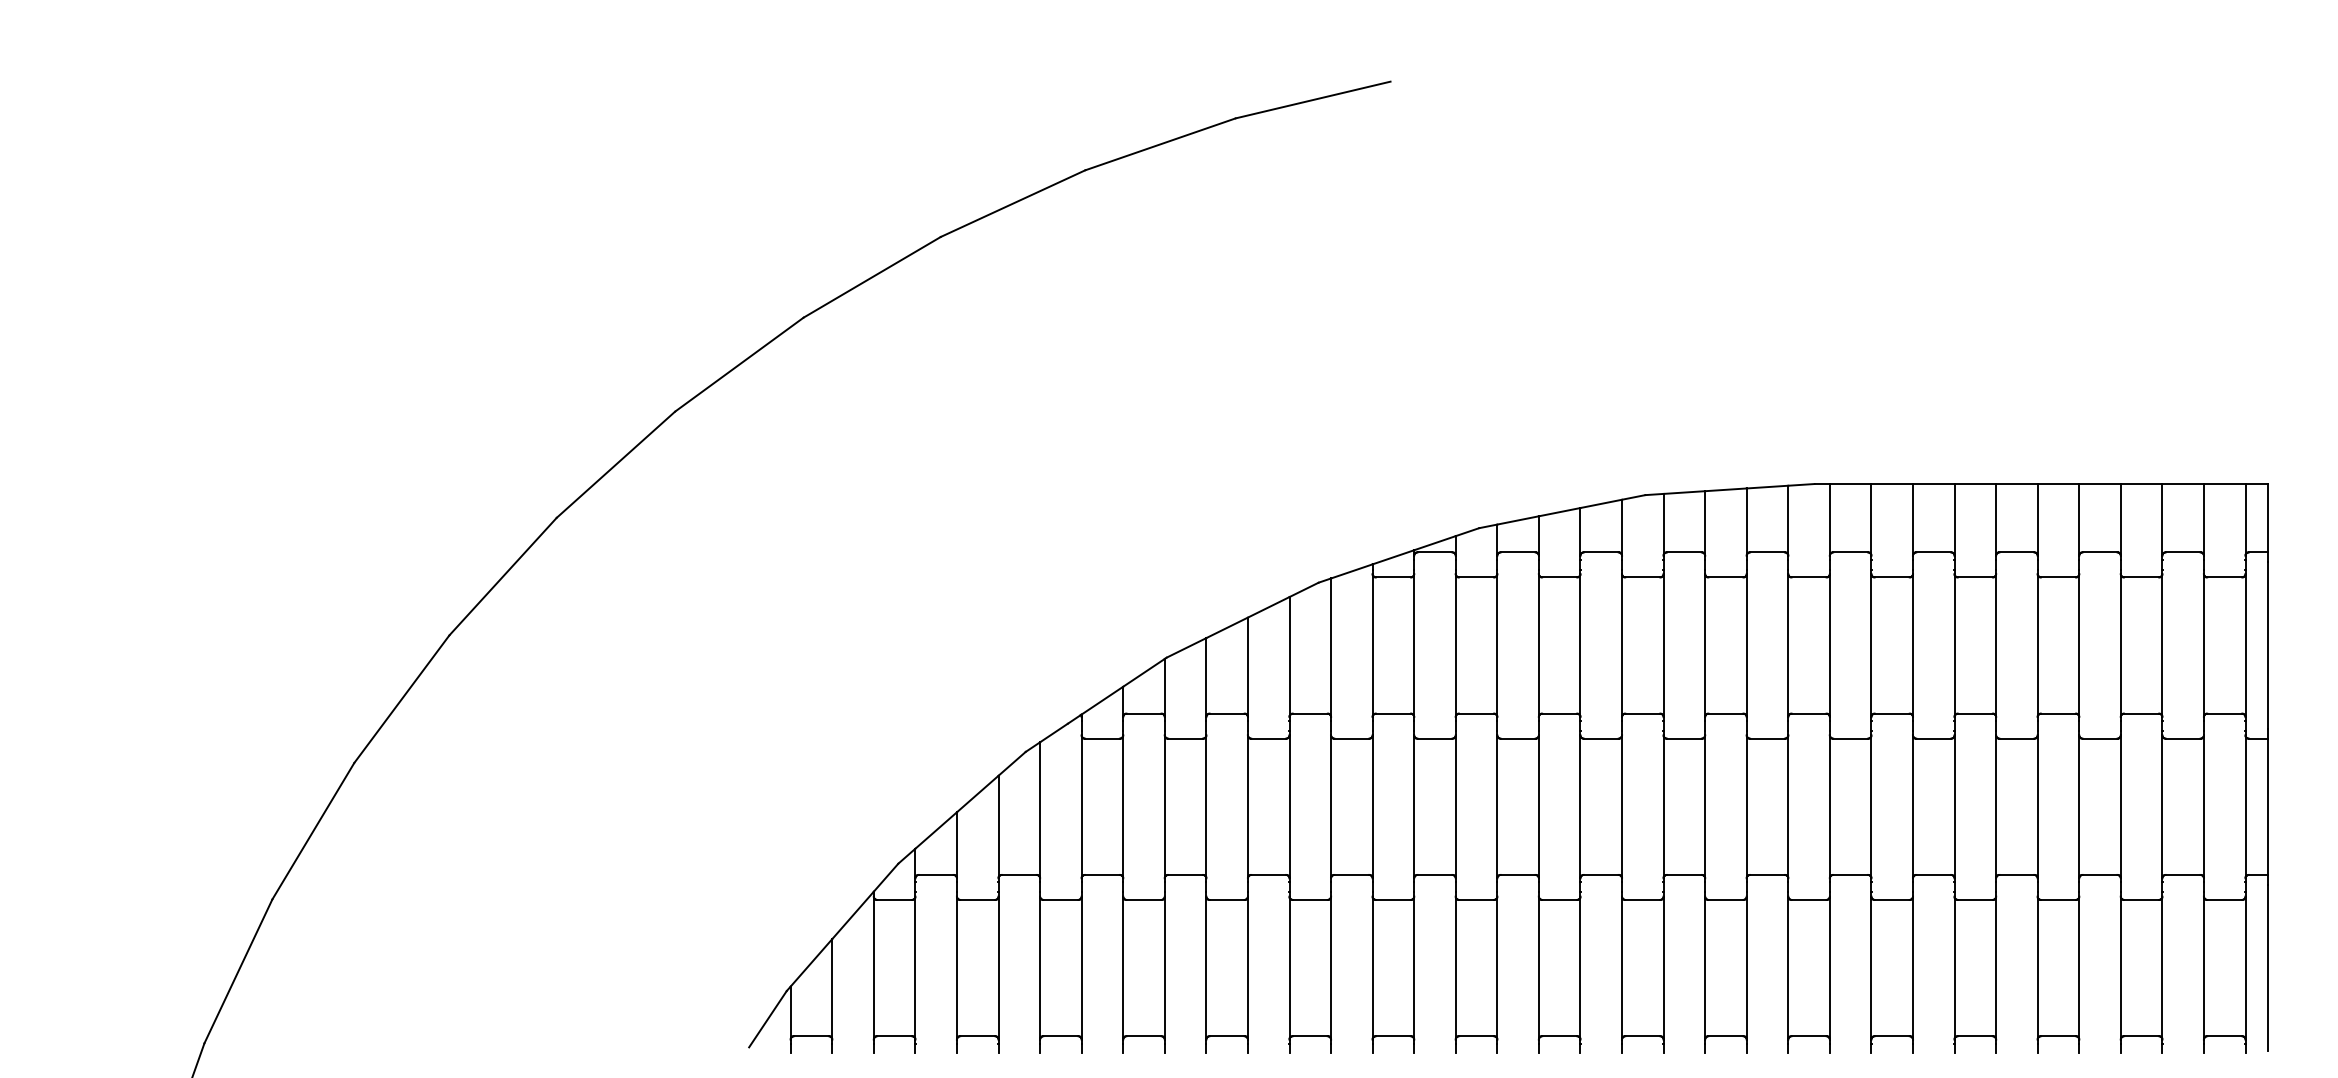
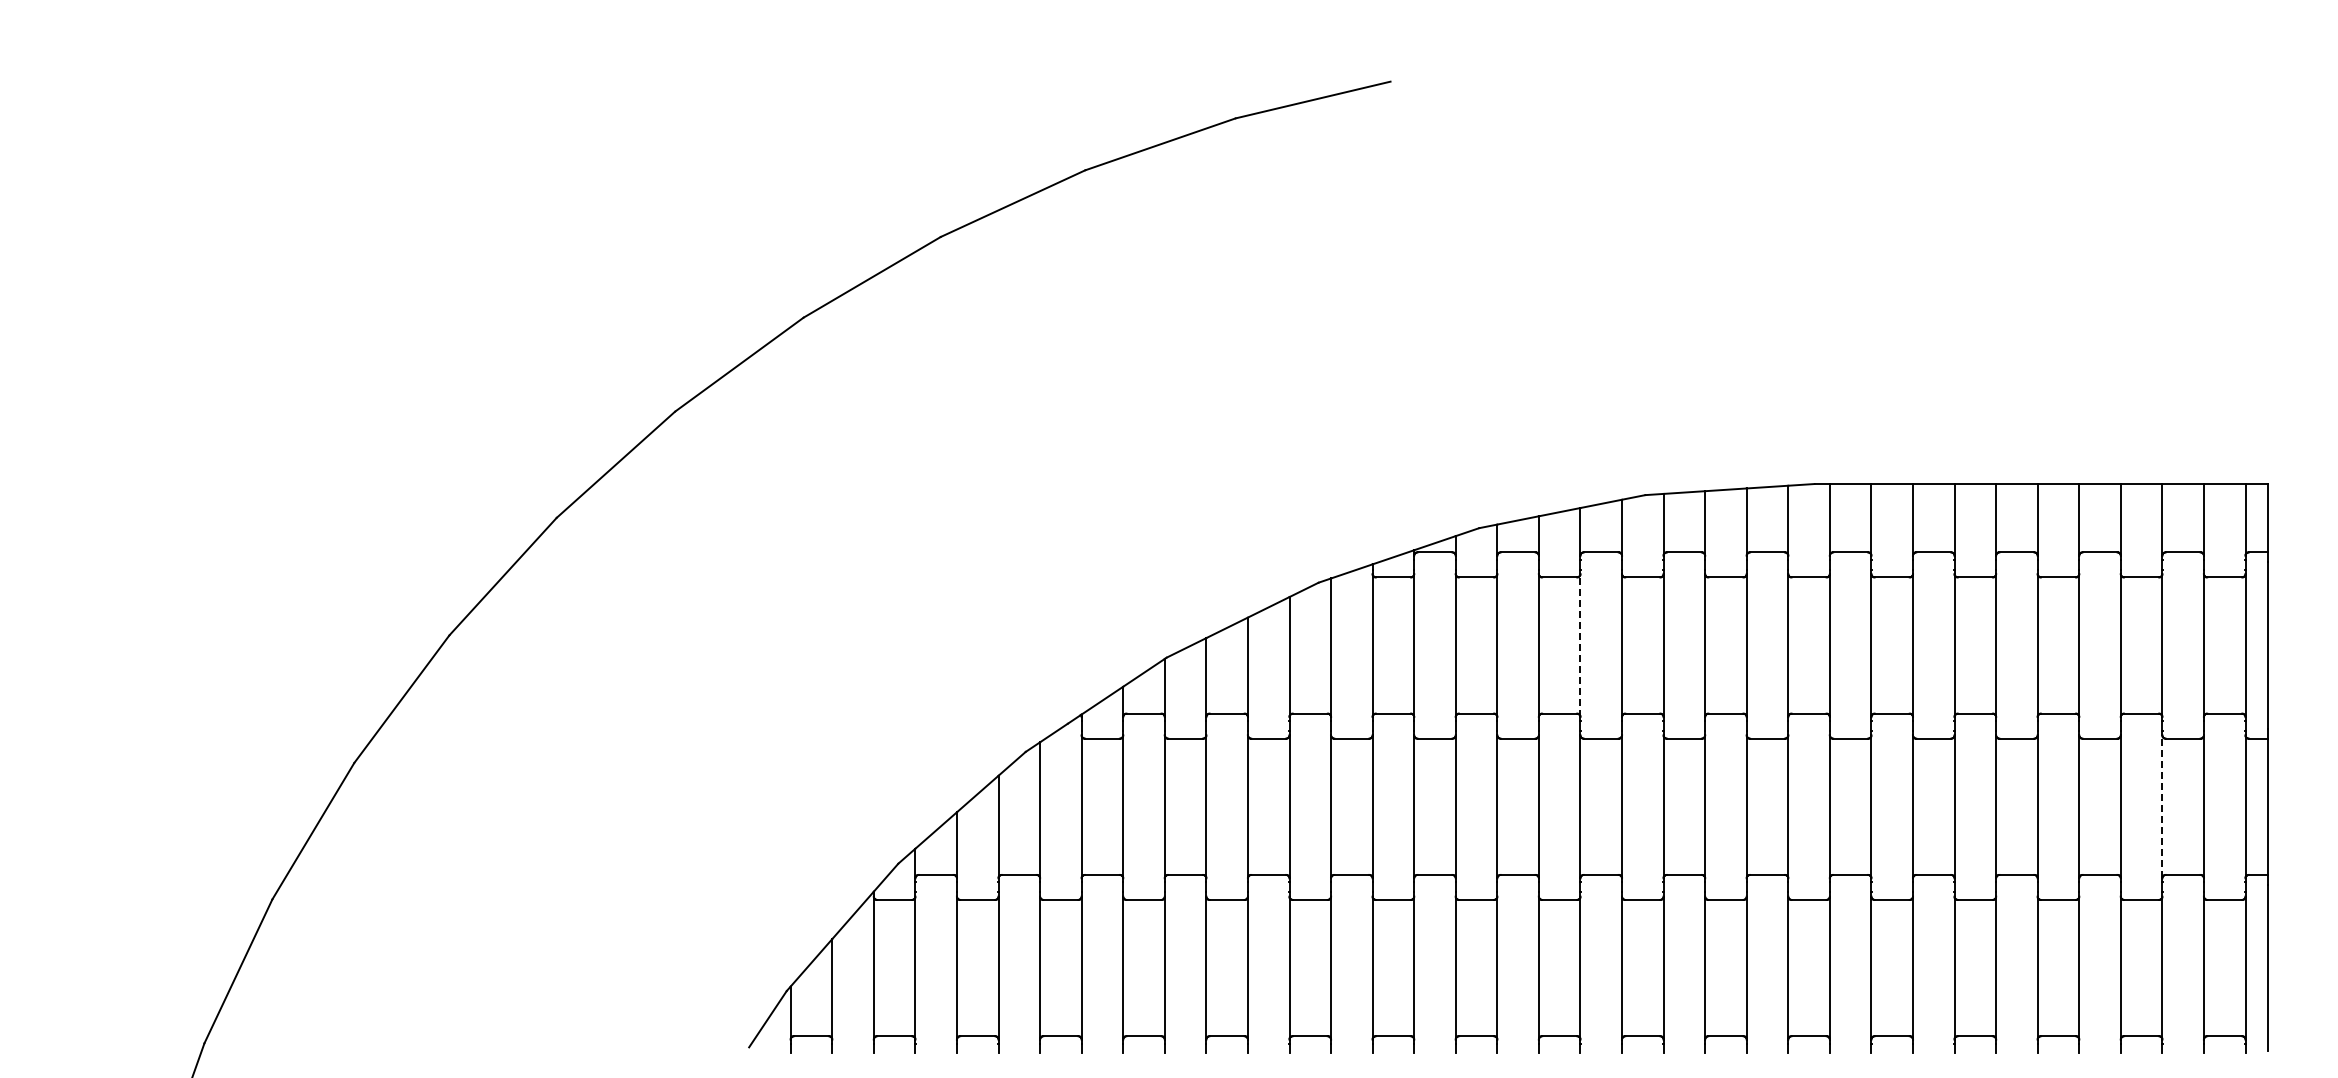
line: solid -> dashed (1580, 645)
line: solid -> dashed (2162, 806)
